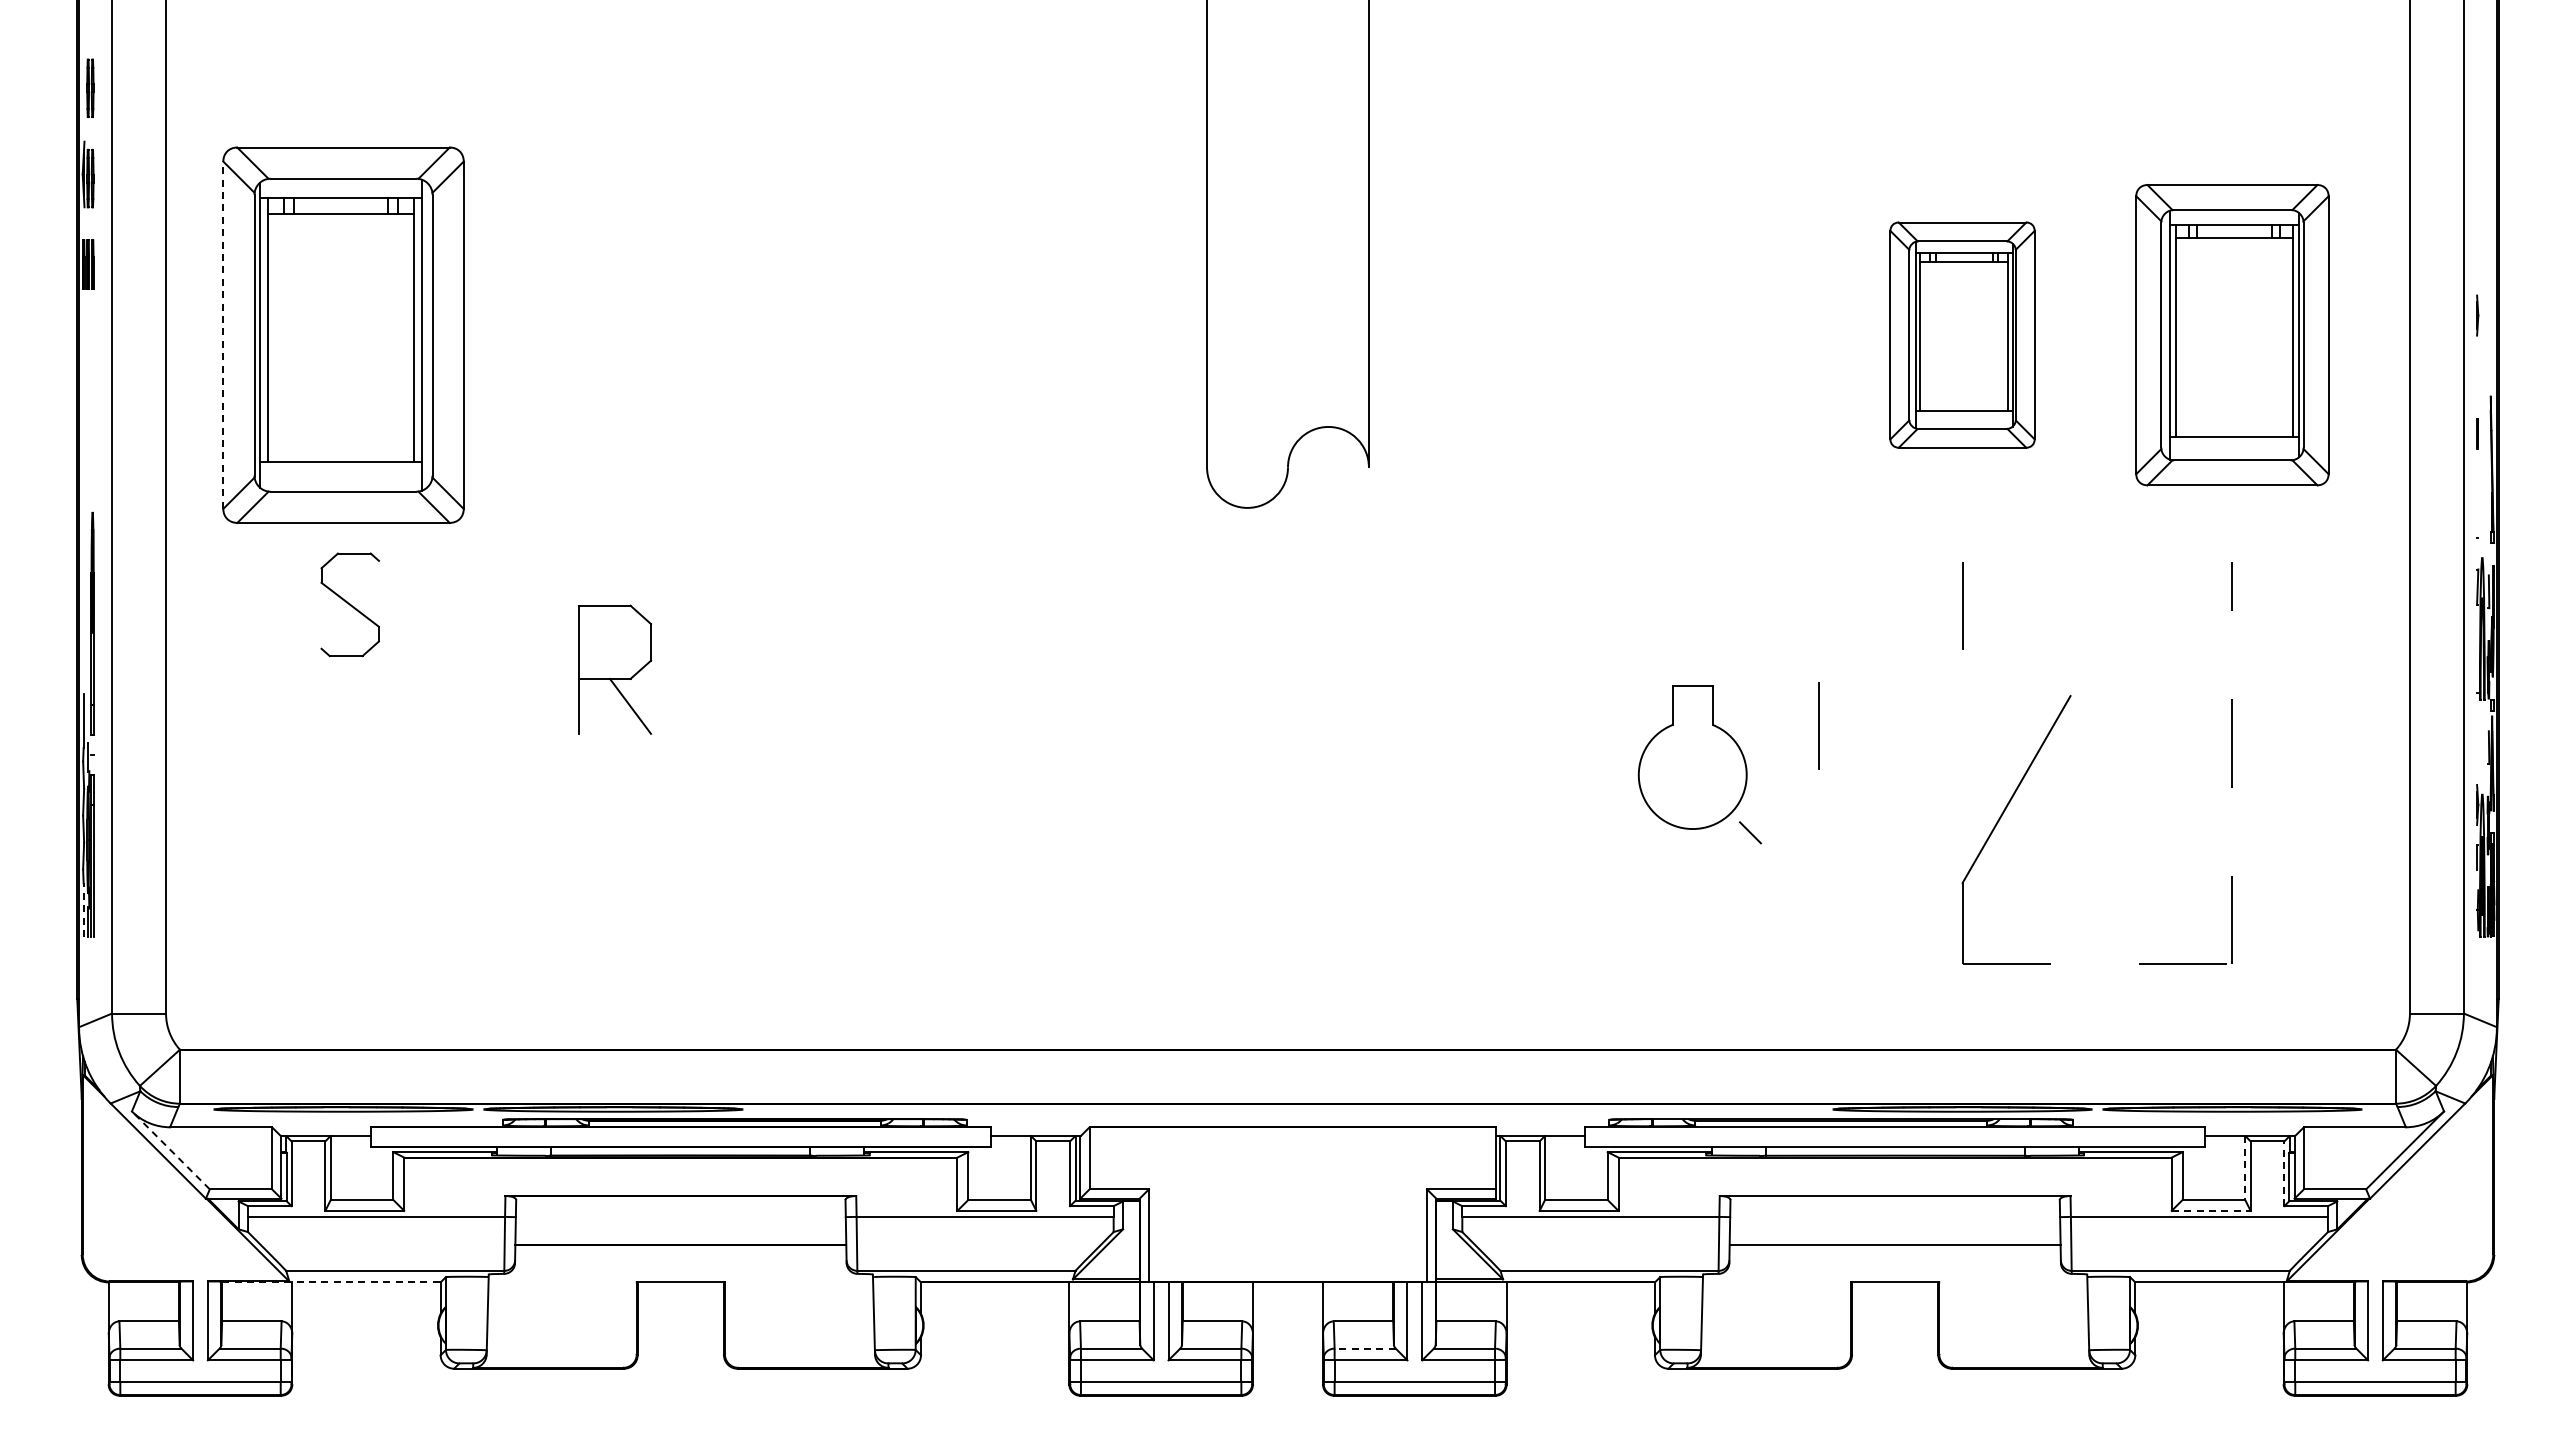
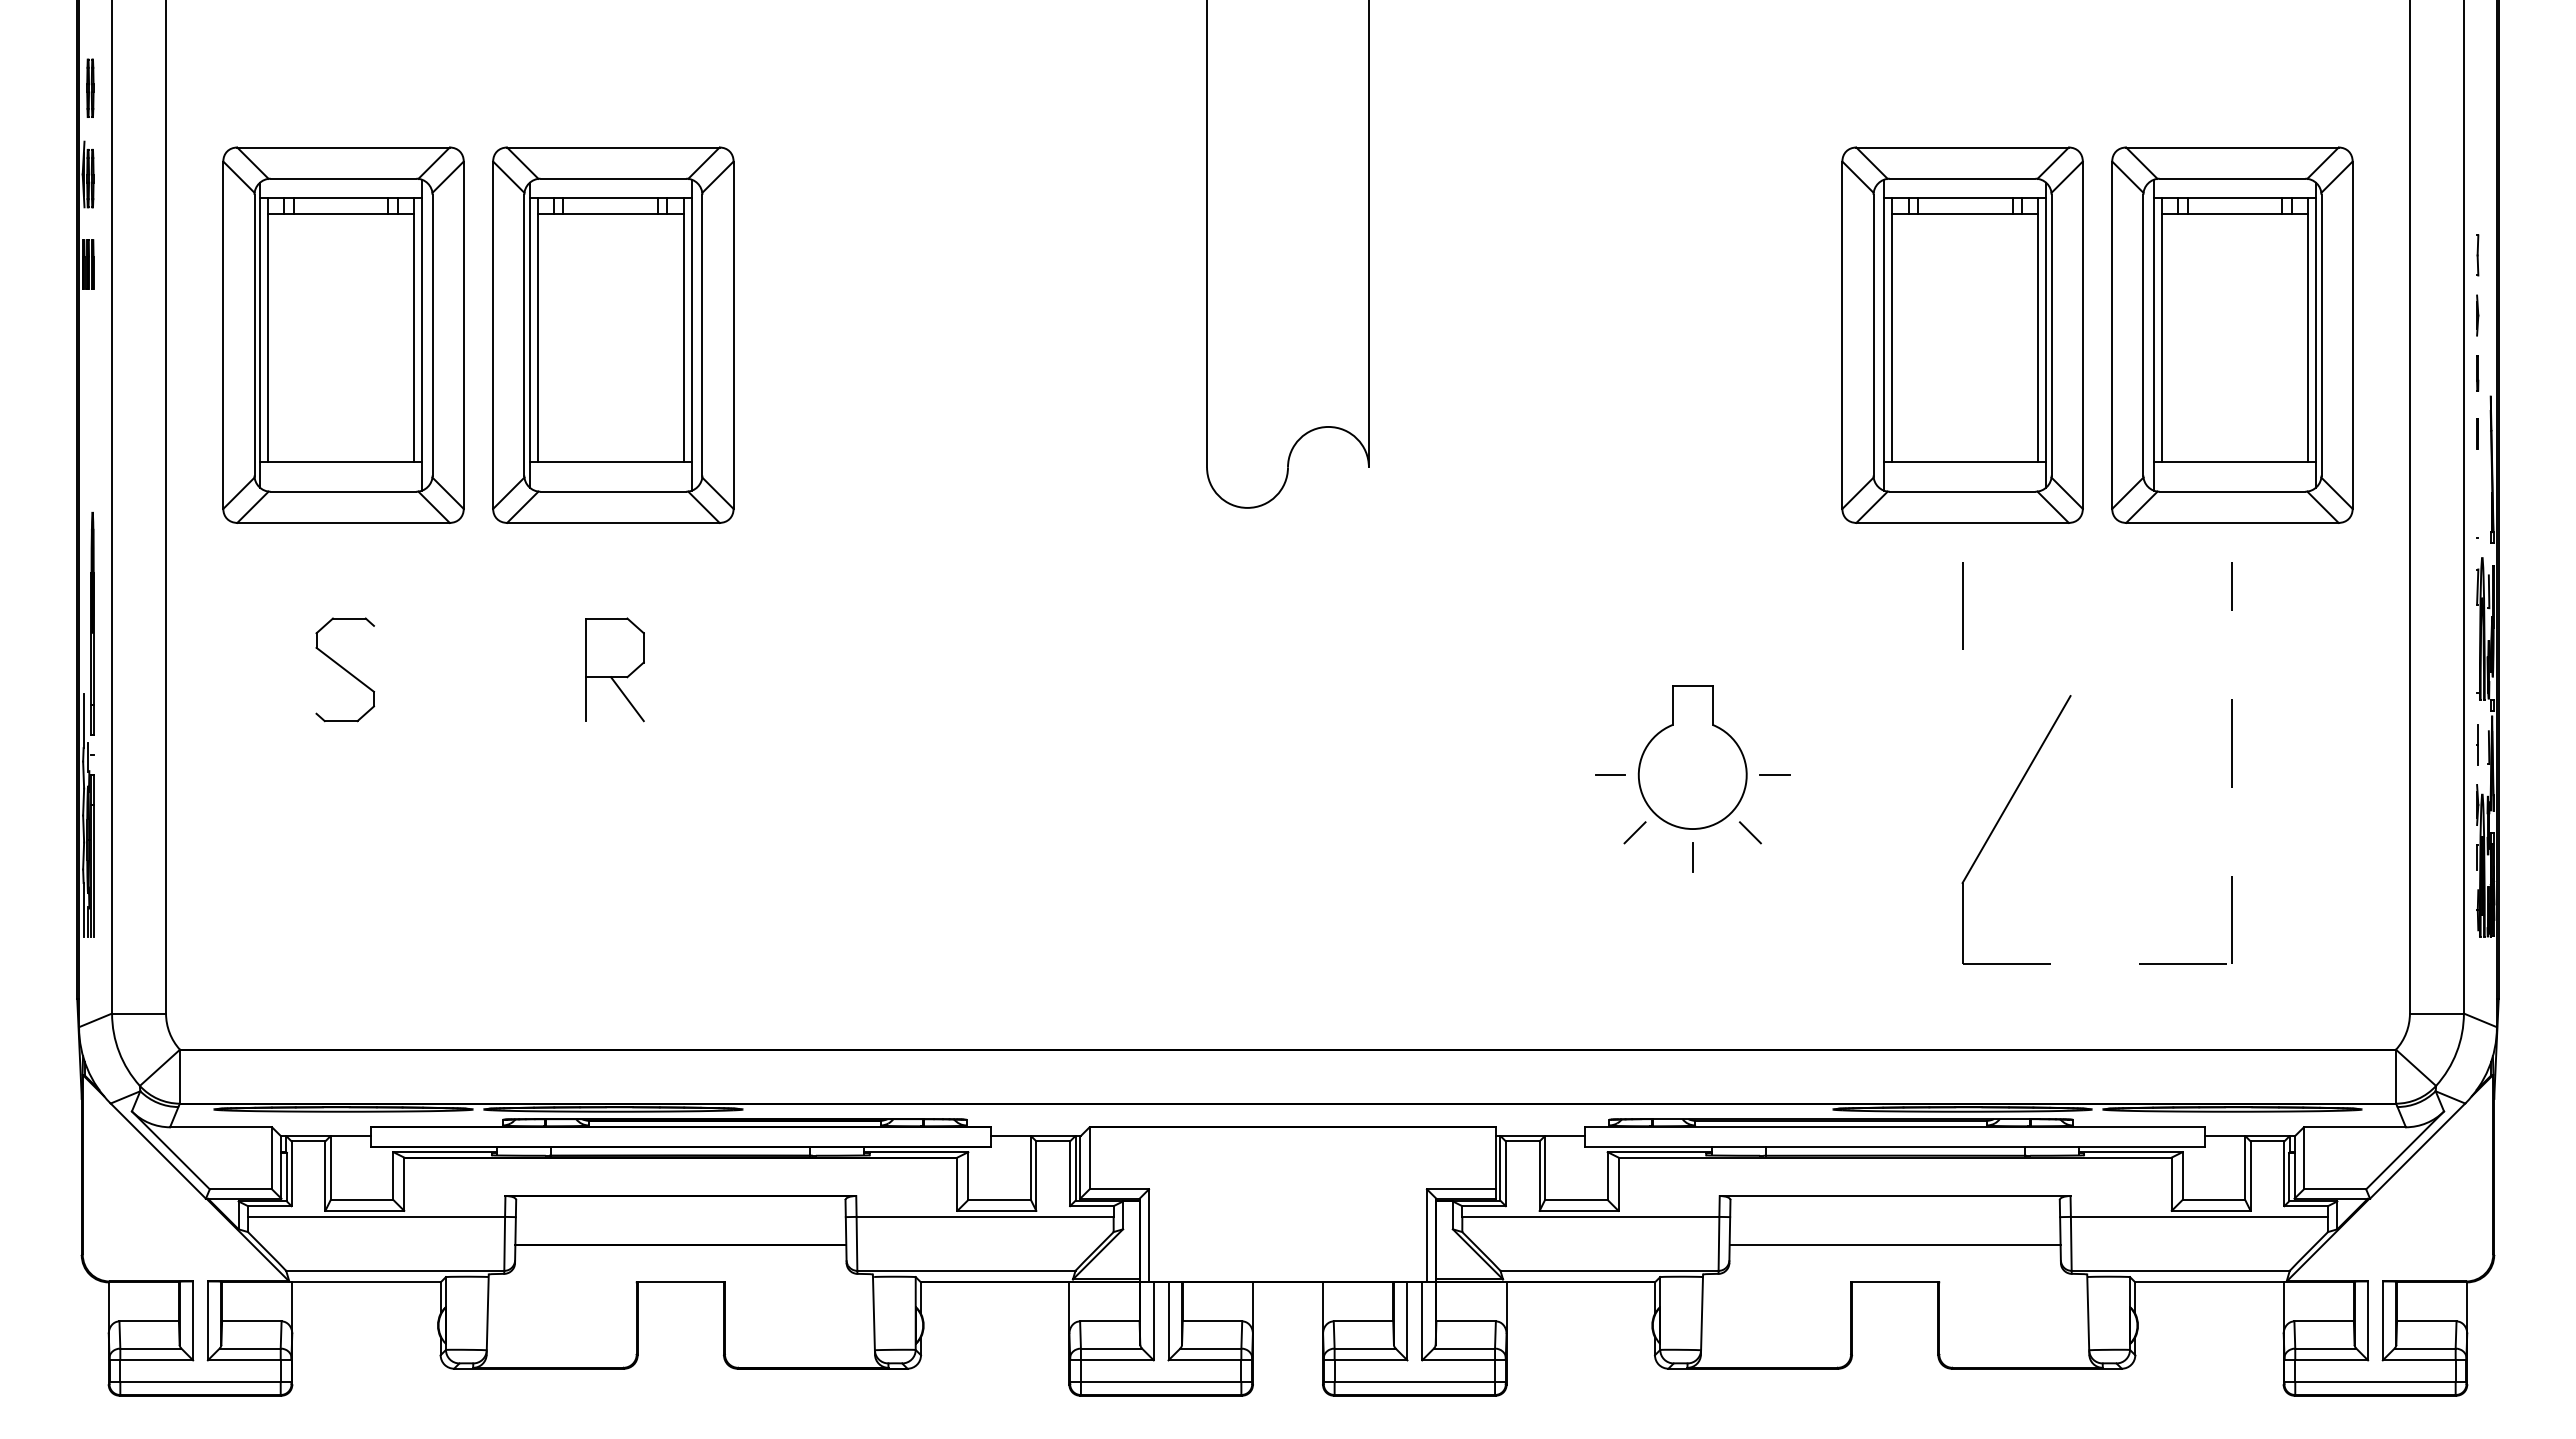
line: none -> present (2477, 255)
part: none -> present (613, 334)
part size: 147x228 px -> 243x378 px (1962, 334)
line: dashed -> solid (223, 335)
part size: 195x303 px -> 243x378 px (2232, 334)
line: none -> present (2477, 373)
part position: (350, 604) -> (345, 669) (345, 669)
part size: 75x131 px -> 60x106 px (614, 669)
line: present -> none (1818, 725)
line: none -> present (2477, 744)
line: none -> present (1610, 775)
line: none -> present (1774, 775)
line: none -> present (1634, 832)
line: none -> present (1692, 857)
line: dashed -> solid (83, 909)
line: dashed -> solid (170, 1150)
line: dashed -> solid (2245, 1168)
line: dashed -> solid (2284, 1173)
line: dashed -> solid (2211, 1210)
line: dashed -> solid (331, 1282)
line: dashed -> solid (1365, 1348)
